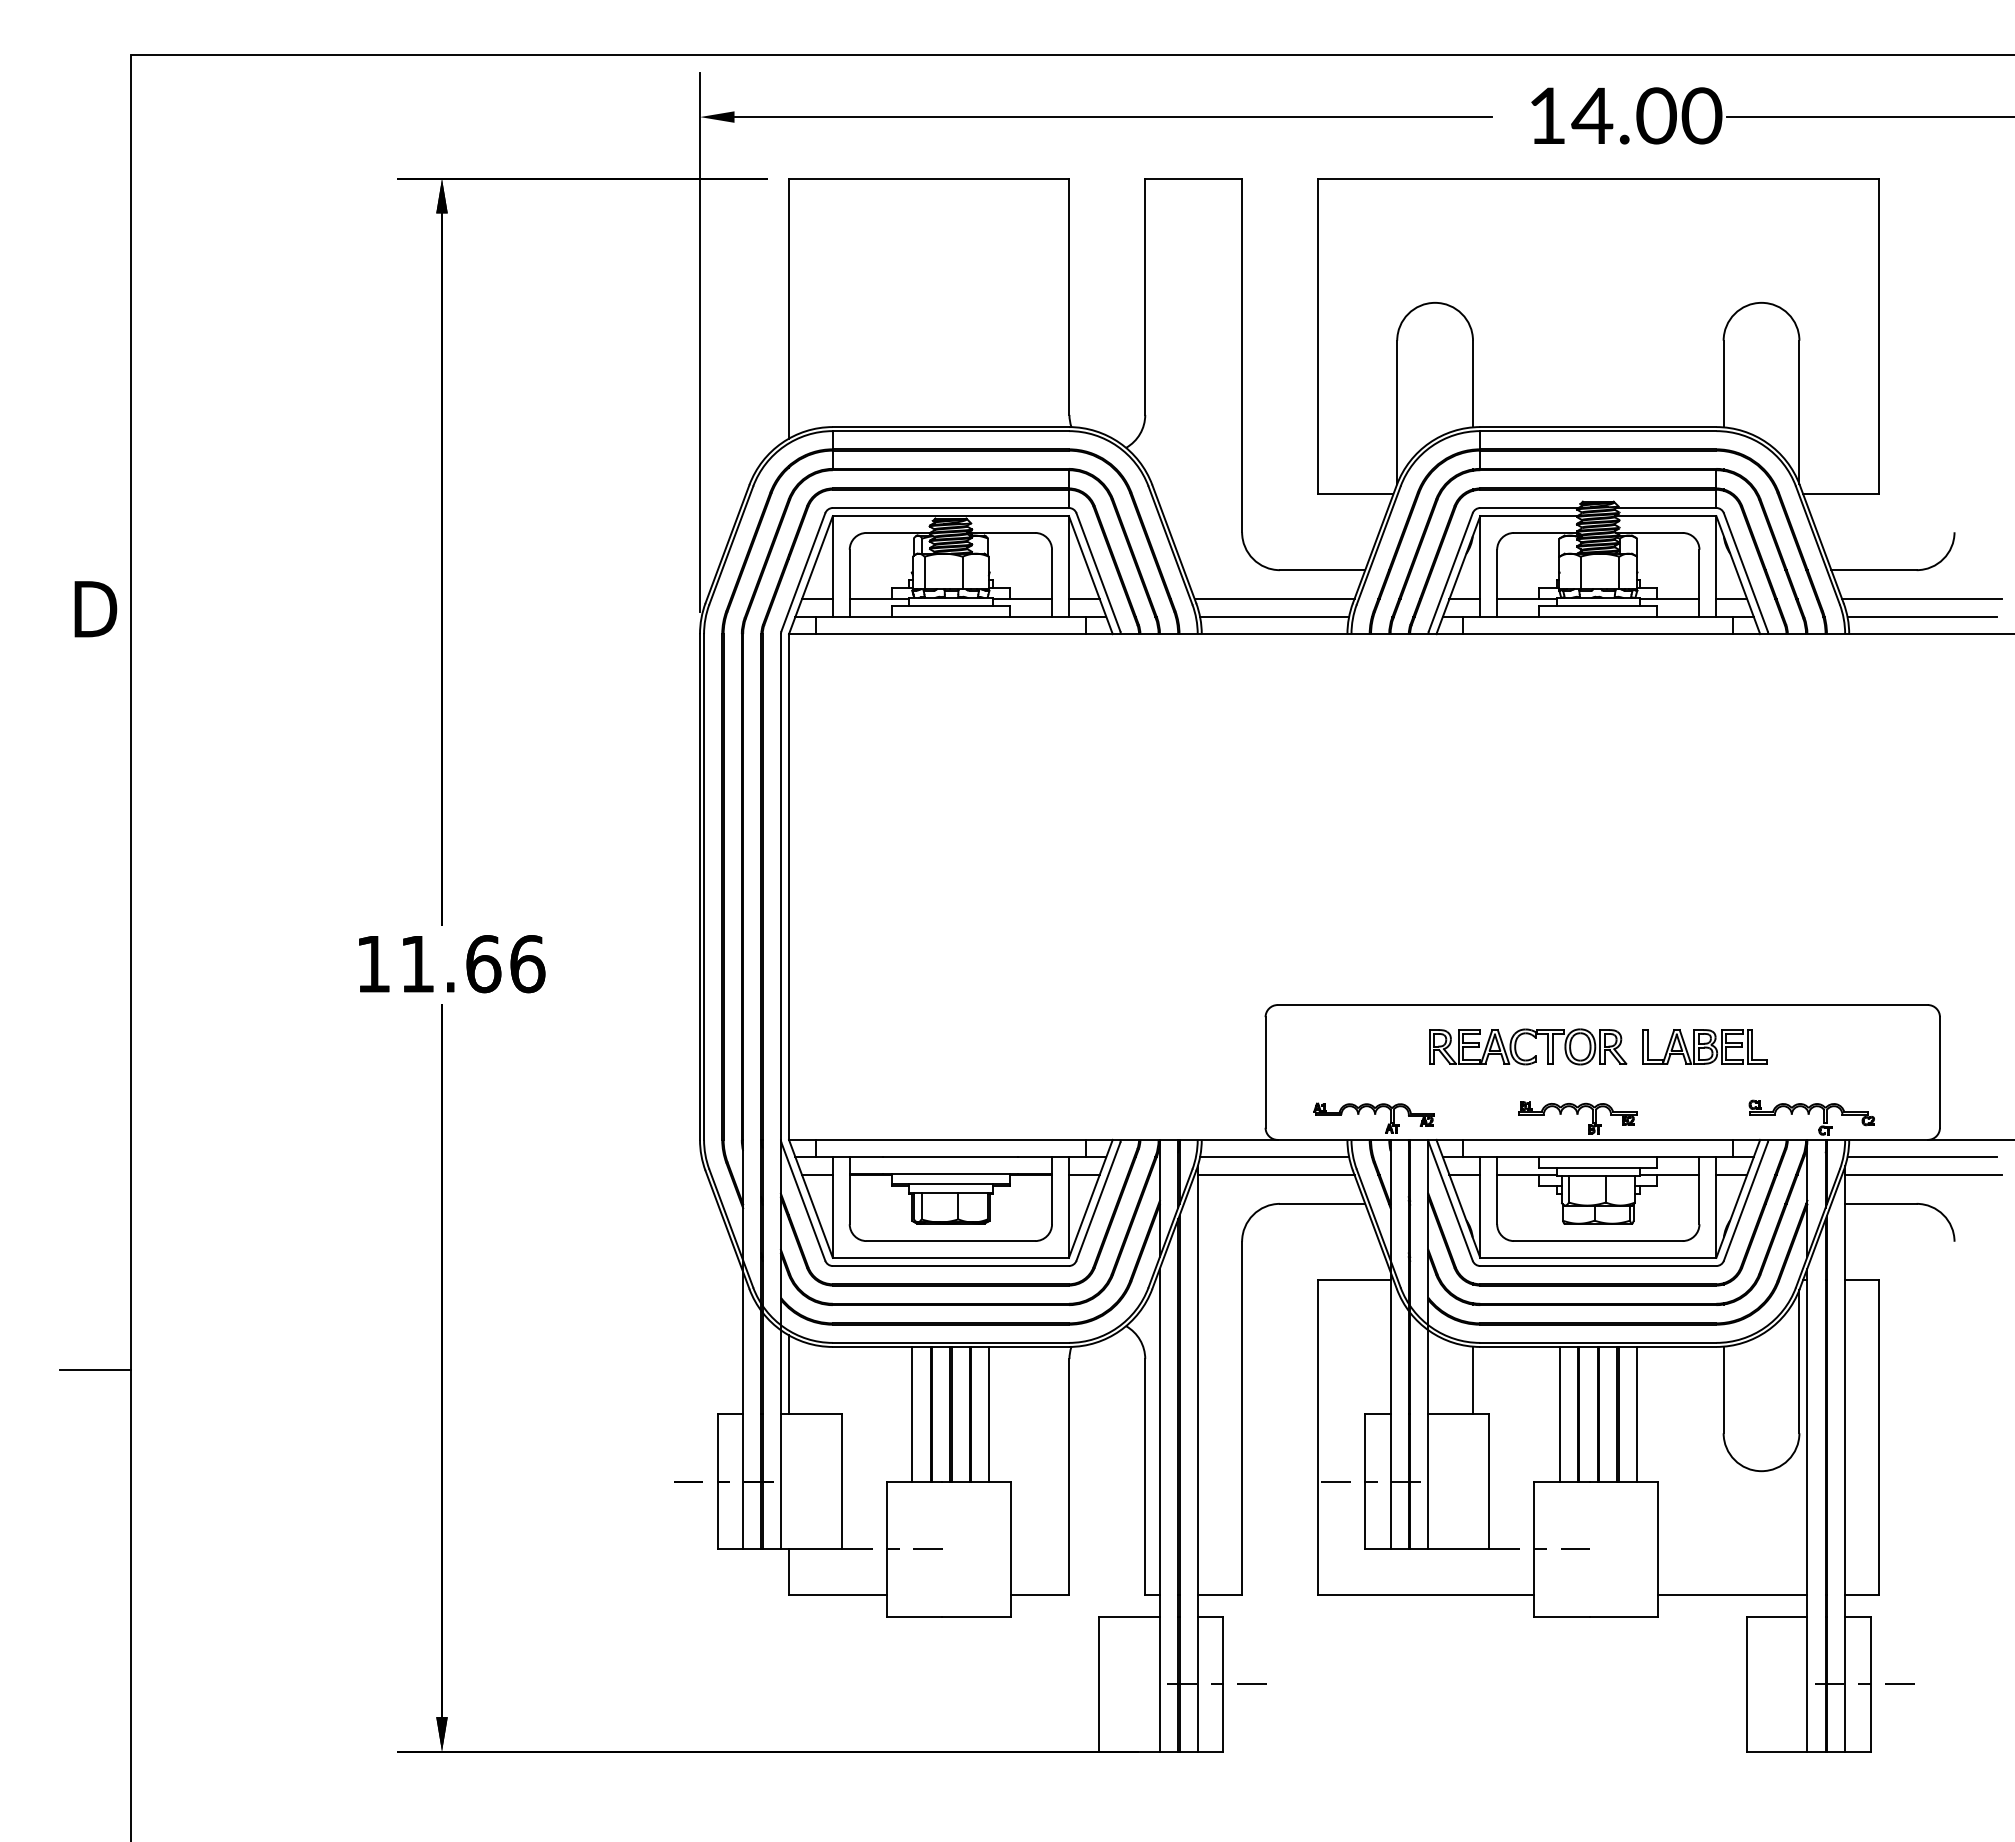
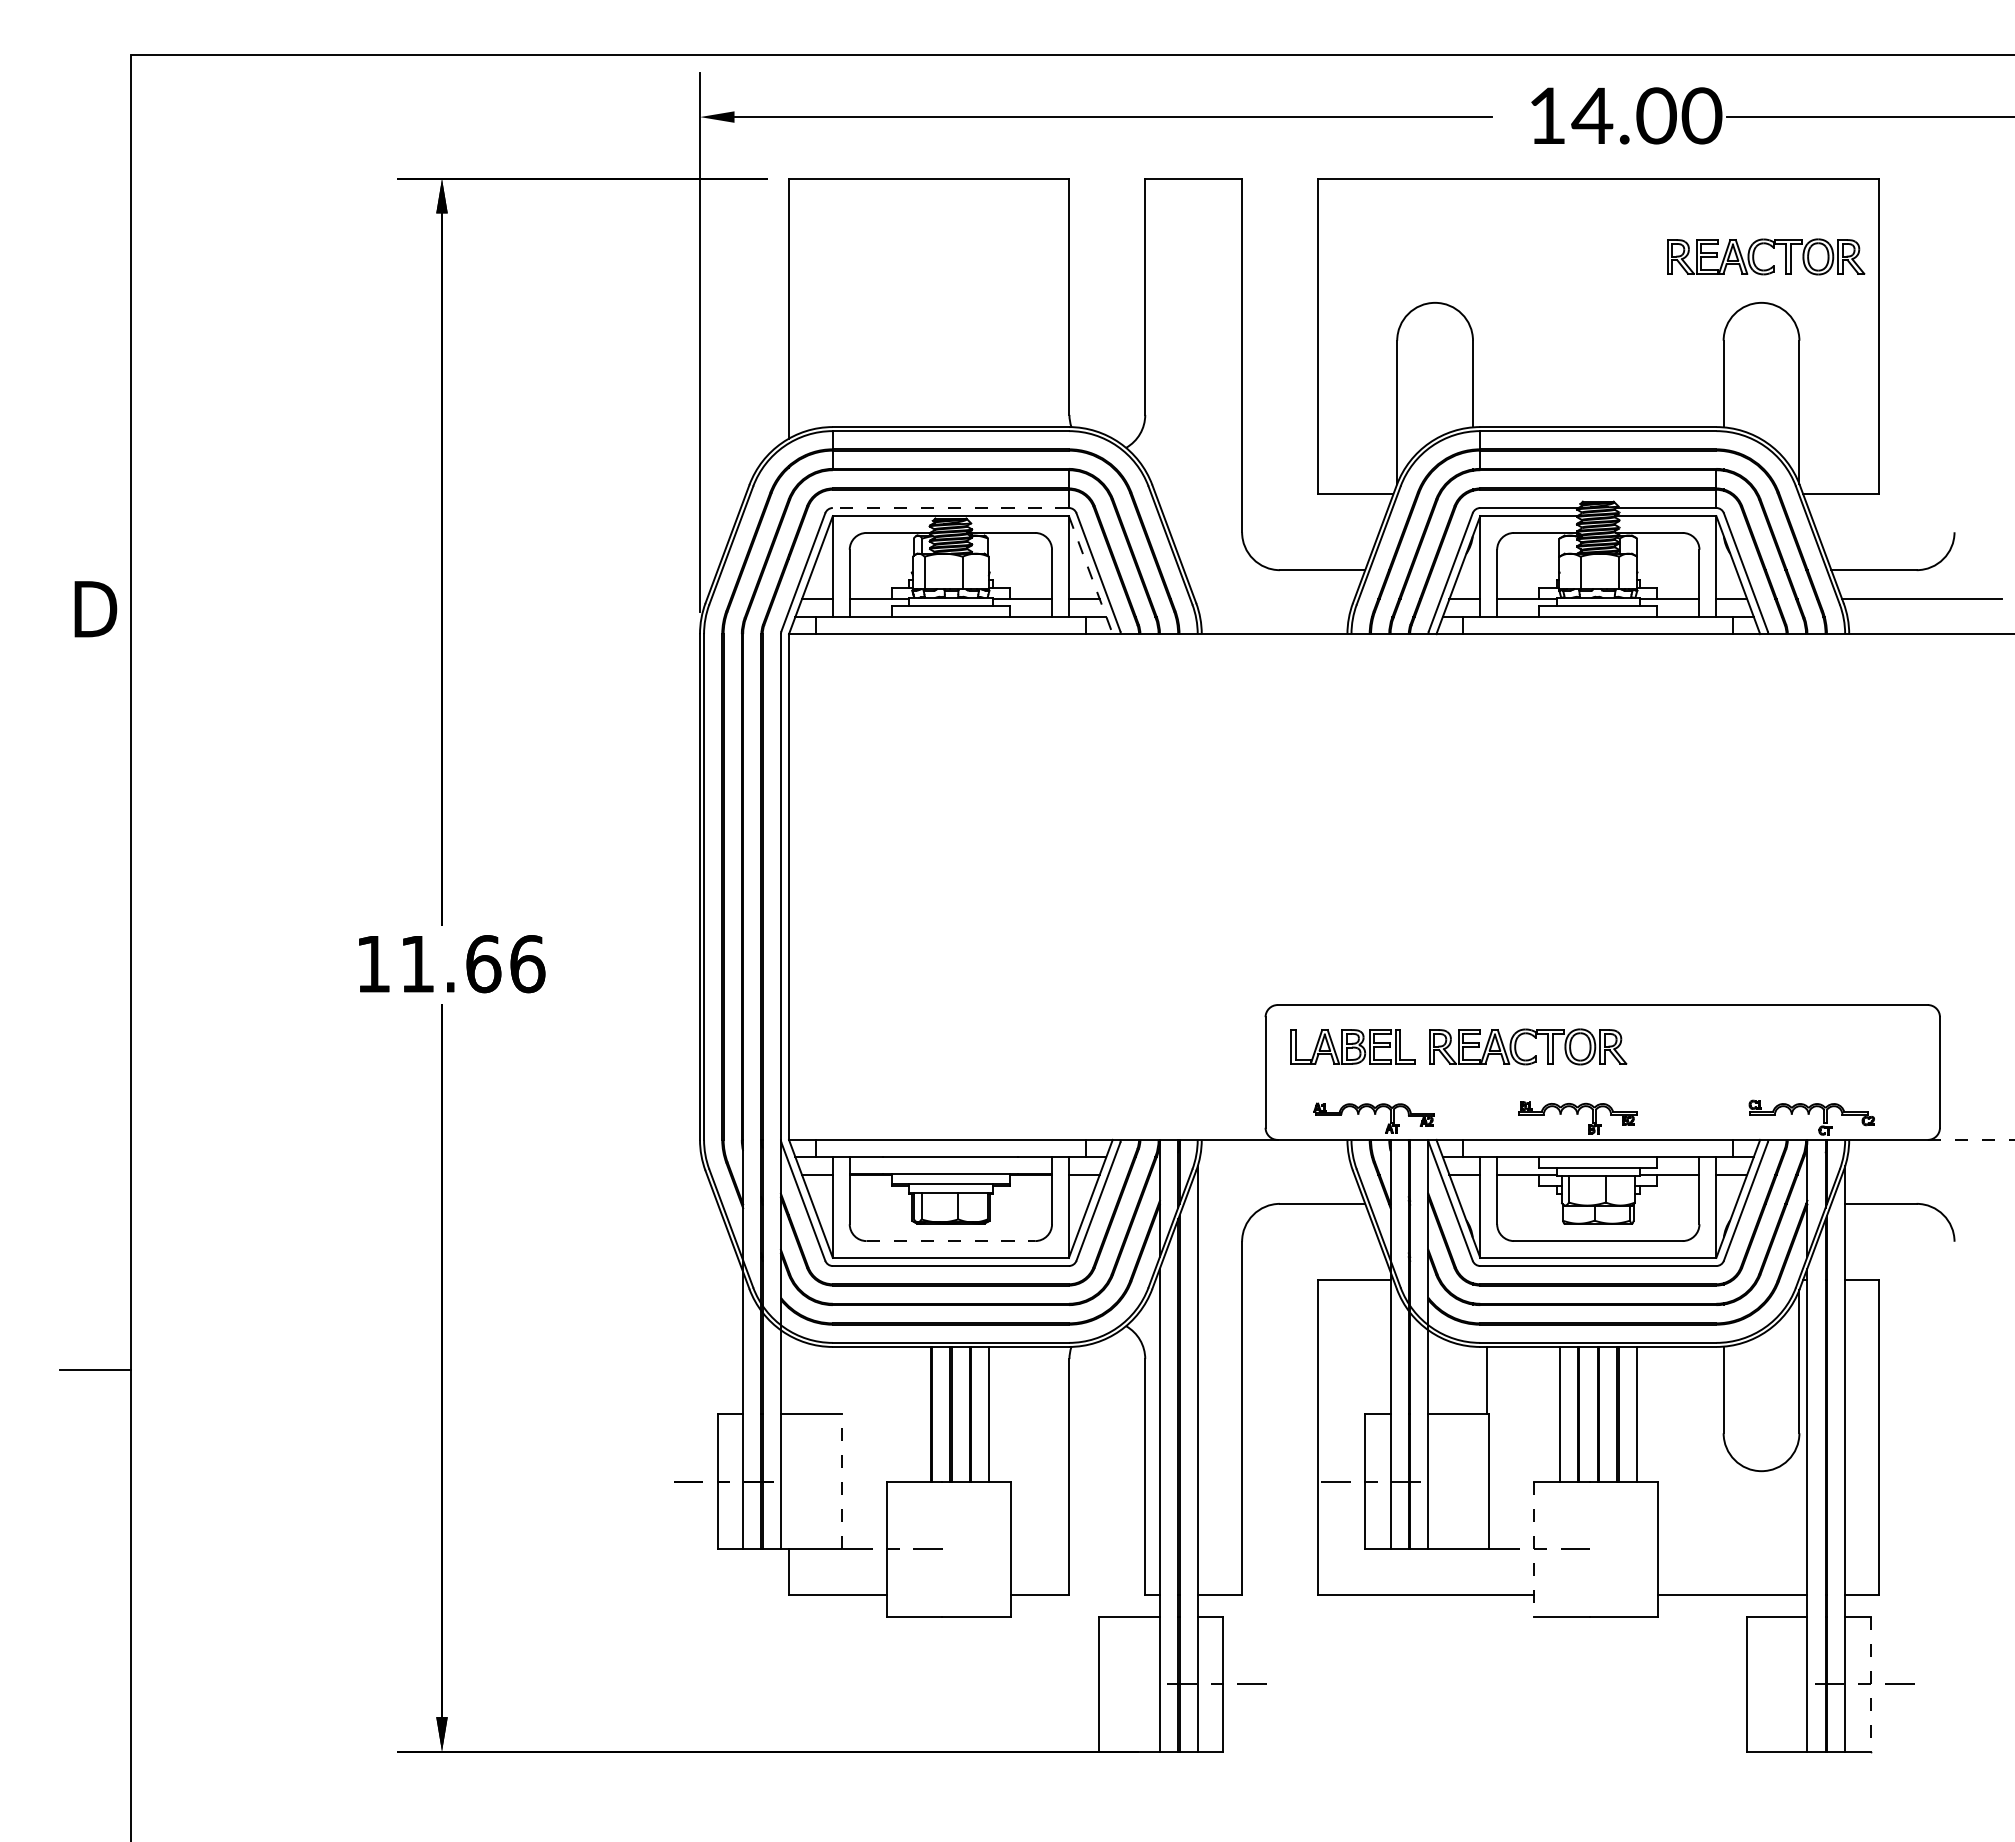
part: none -> present (1771, 247)
line: solid -> dashed (950, 508)
line: solid -> dashed (1090, 575)
line: present -> none (1274, 599)
line: present -> none (1274, 617)
line: present -> none (1921, 617)
part position: (1704, 1046) -> (1352, 1046) (1352, 1046)
line: solid -> dashed (1971, 1139)
line: present -> none (1274, 1156)
line: present -> none (1921, 1156)
line: present -> none (1275, 1174)
line: present -> none (1923, 1174)
line: solid -> dashed (951, 1241)
line: present -> none (789, 1374)
line position: (1473, 1380) -> (1487, 1380) (1487, 1380)
line: present -> none (912, 1413)
line: solid -> dashed (841, 1481)
line: solid -> dashed (1534, 1549)
line: solid -> dashed (1870, 1684)
